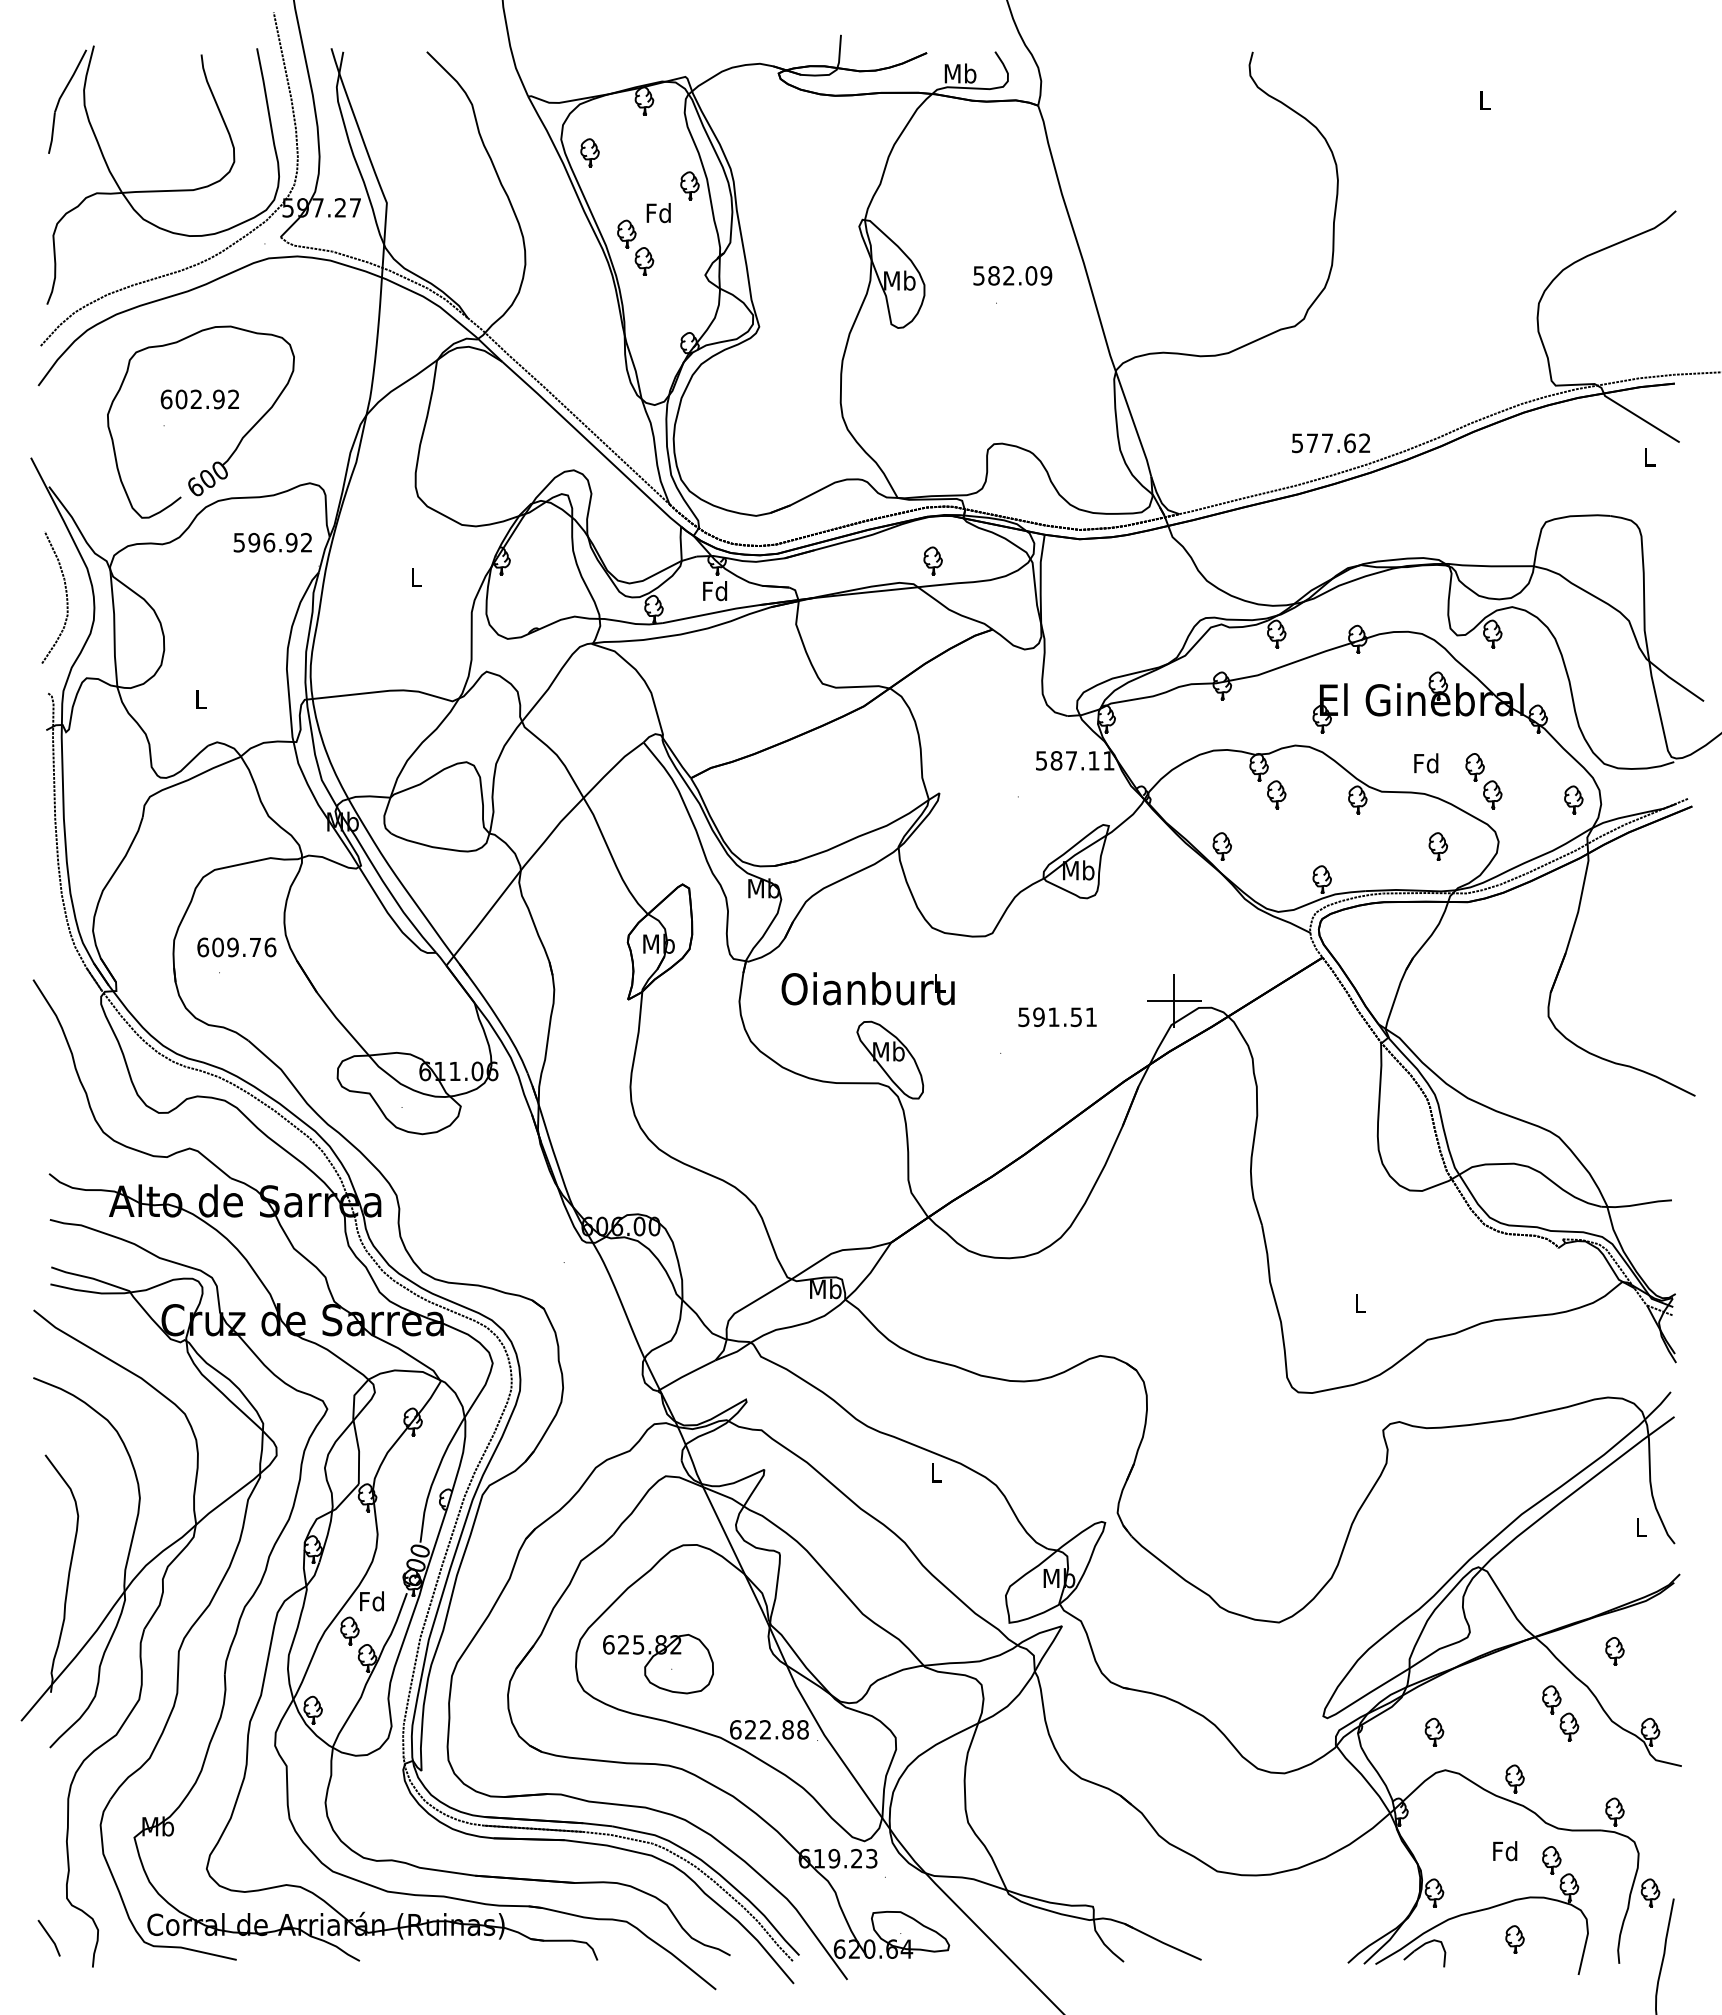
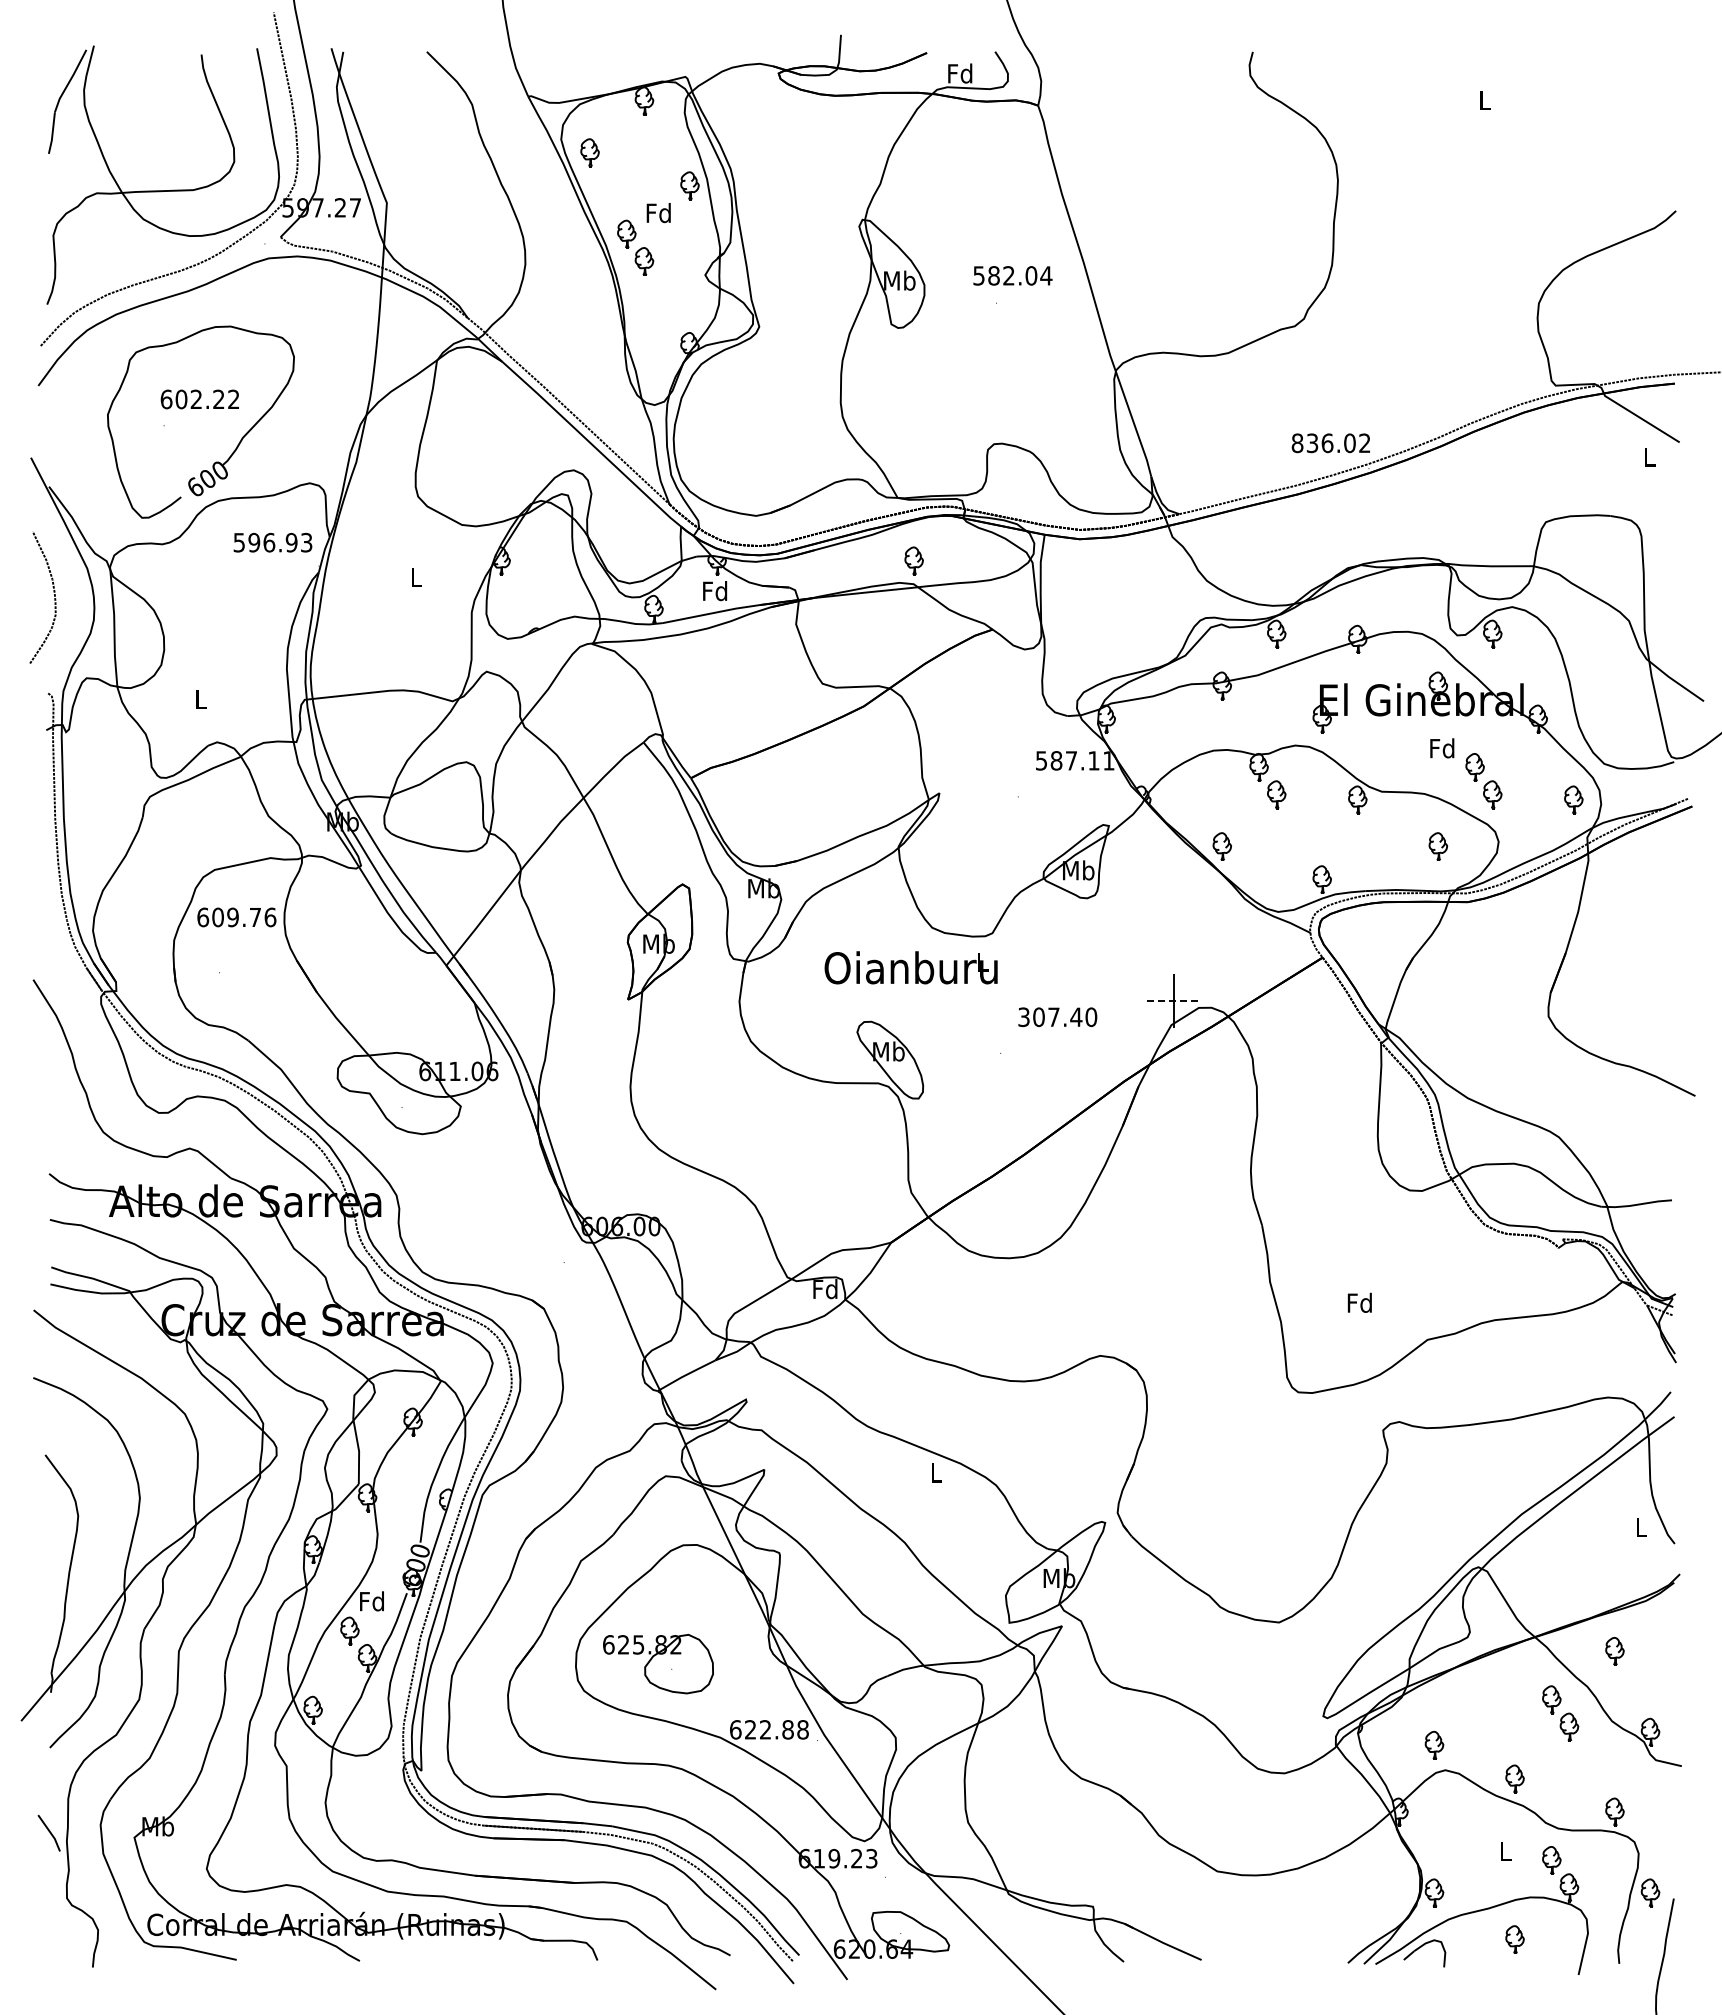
text: Mb -> Fd (960, 73)
text: 582.09 -> 582.04 (1046, 275)
text: 602.92 -> 602.22 (218, 399)
text: 577.62 -> 836.02 (1323, 443)
text: 596.92 -> 596.93 (306, 542)
part position: (932, 560) -> (913, 560) (913, 560)
curve position: (66, 596) -> (54, 596) (54, 596)
text position: (1426, 763) -> (1442, 748) (1442, 748)
text position: (236, 947) -> (236, 917) (236, 917)
text position: (867, 988) -> (910, 967) (910, 967)
line: solid -> dashed (1174, 1000)
text: 591.51 -> 307.40 (1058, 1017)
text: Mb -> Fd (825, 1289)
text: L -> Fd (1359, 1302)
part position: (1434, 1731) -> (1434, 1744) (1434, 1744)
text: Fd -> L (1505, 1851)
line position: (49, 1938) -> (49, 1833) (49, 1833)
